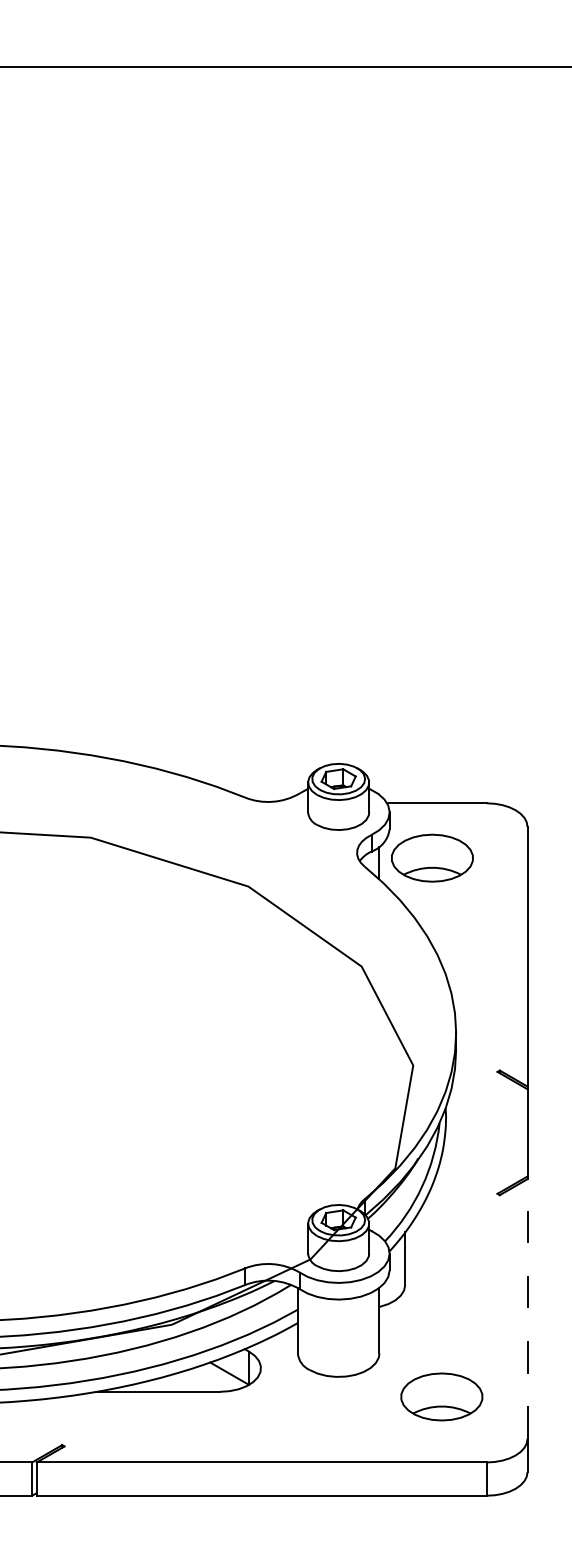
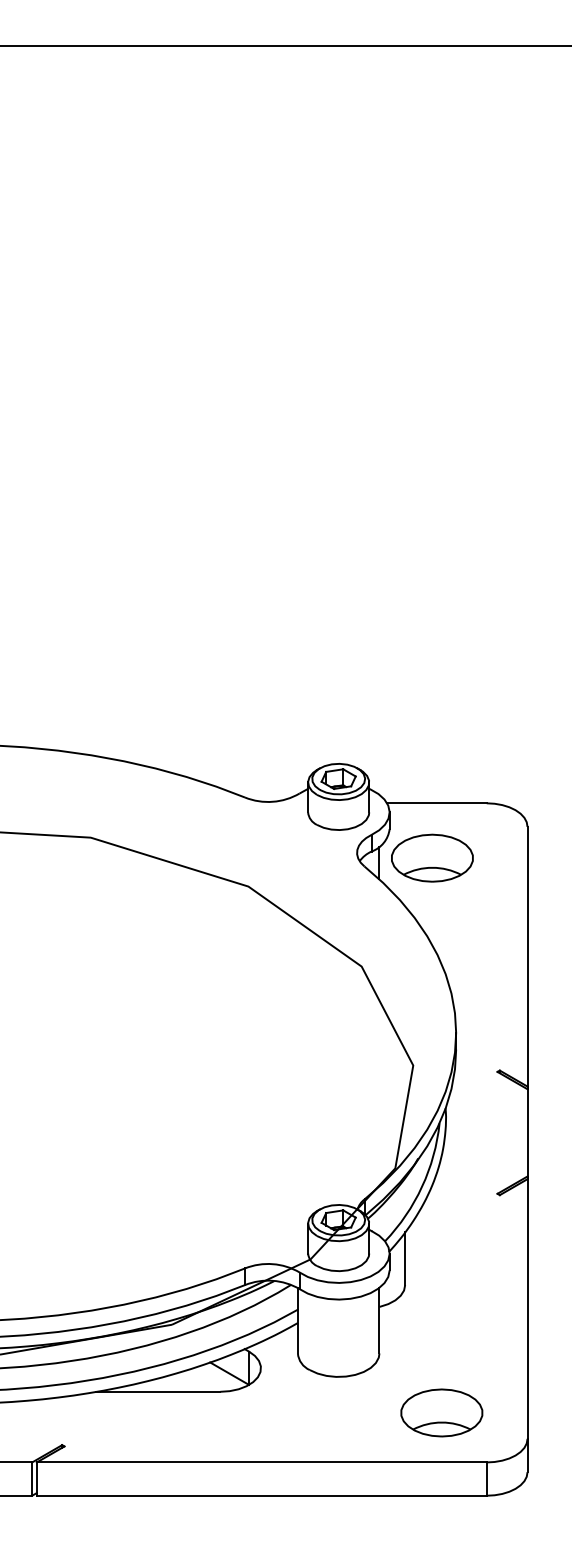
line position: (285, 67) -> (285, 46) (285, 46)
line: dashed -> solid (527, 1309)
part position: (441, 1396) -> (441, 1412) (441, 1412)
